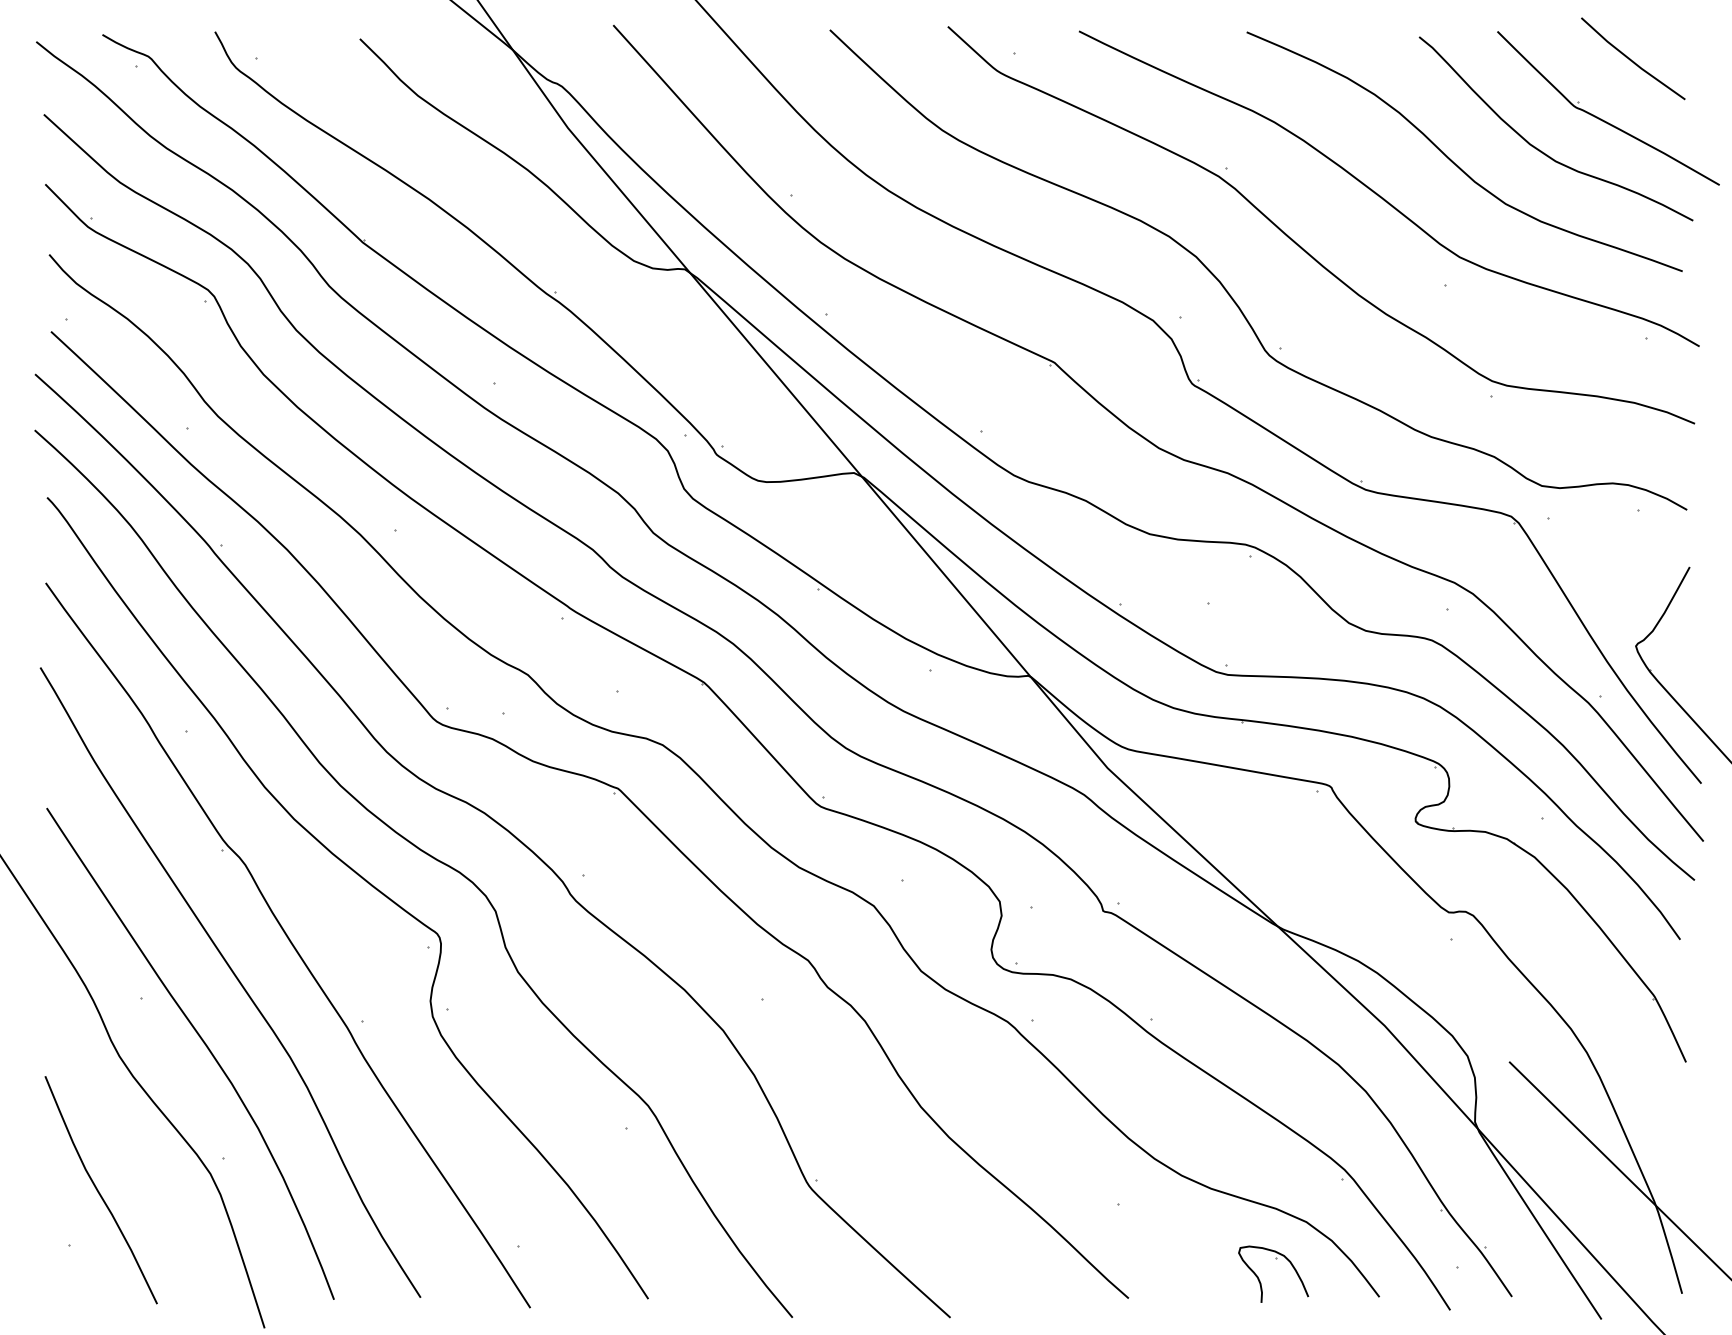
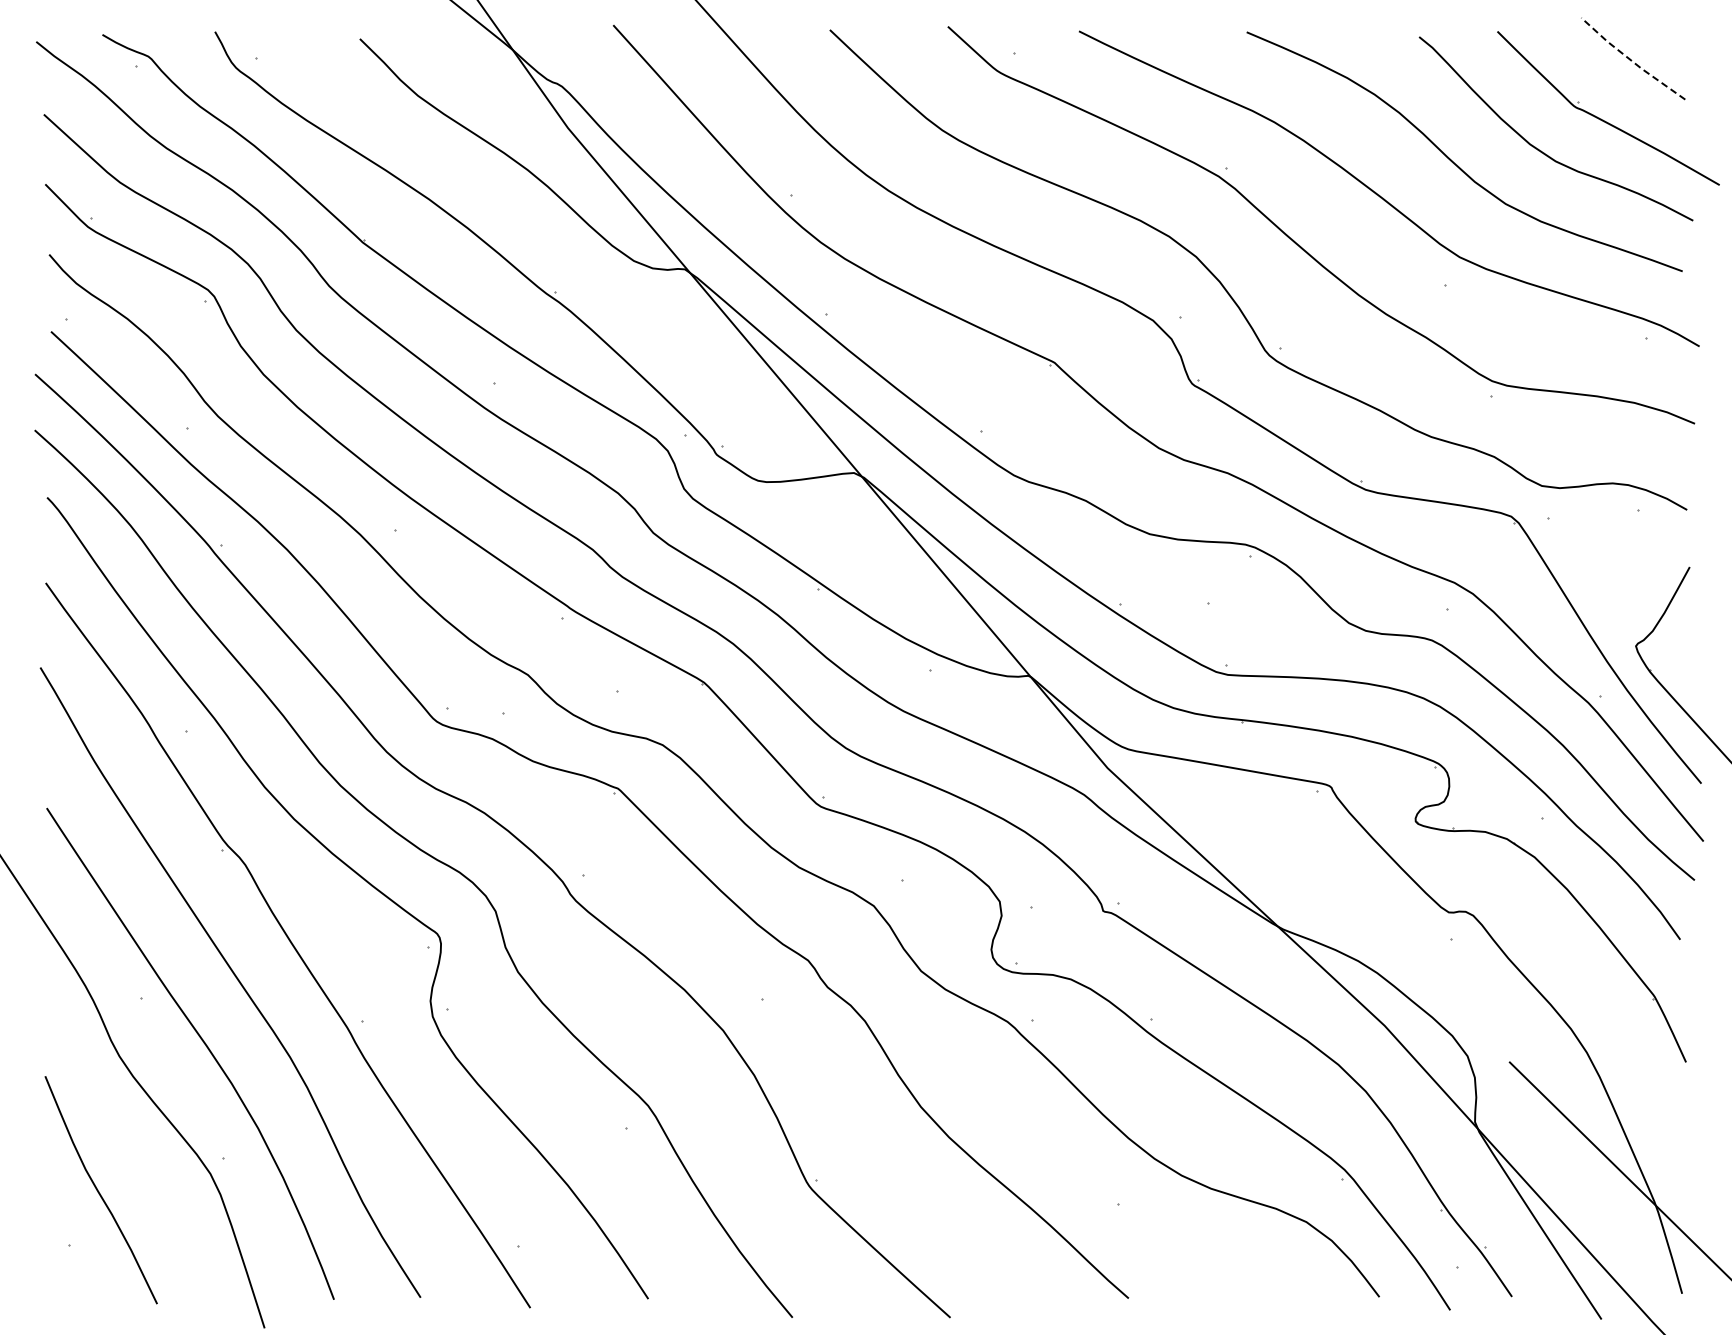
line: solid -> dashed (1631, 60)
part: present -> none (1276, 1259)
